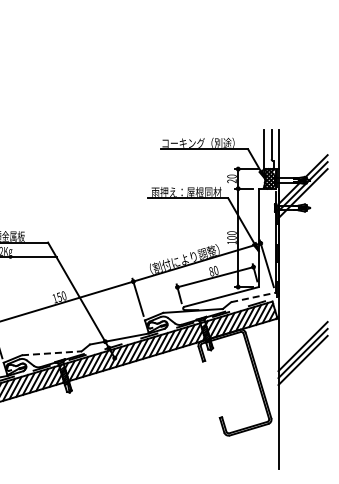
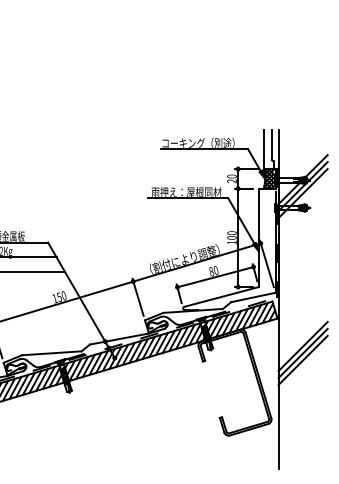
line: none -> present (33, 272)
line: dashed -> solid (253, 297)
line: dashed -> solid (51, 353)
